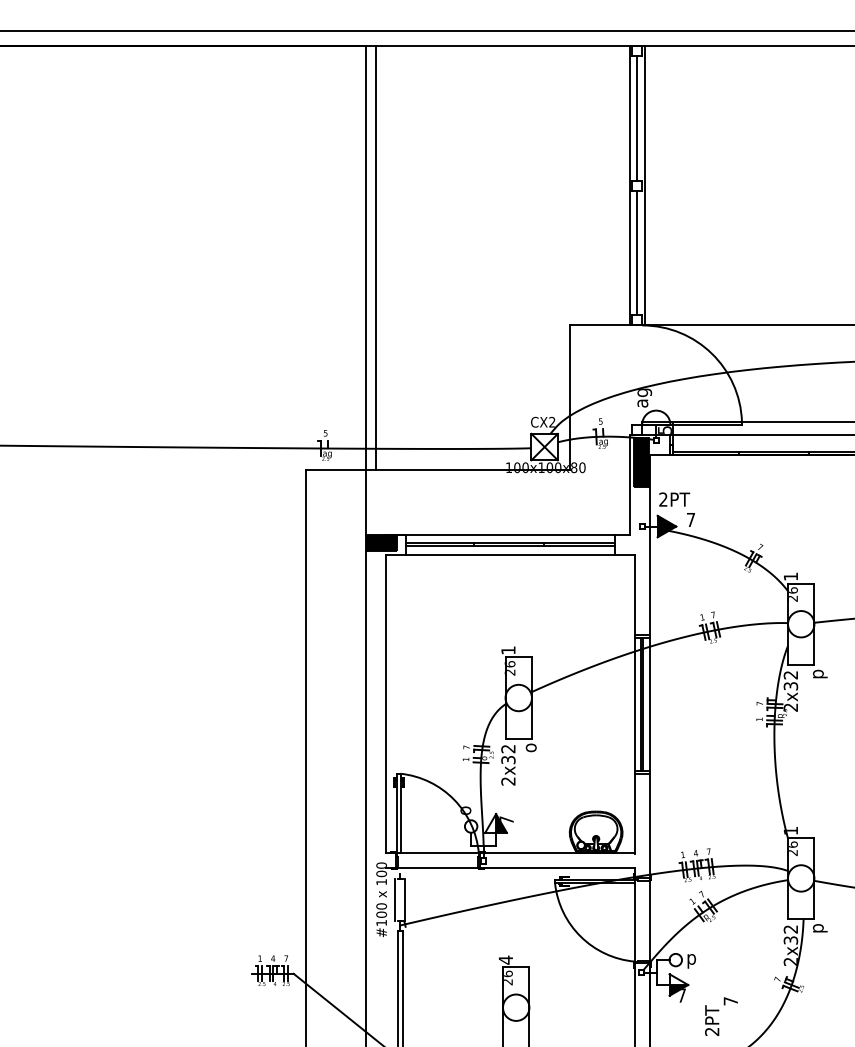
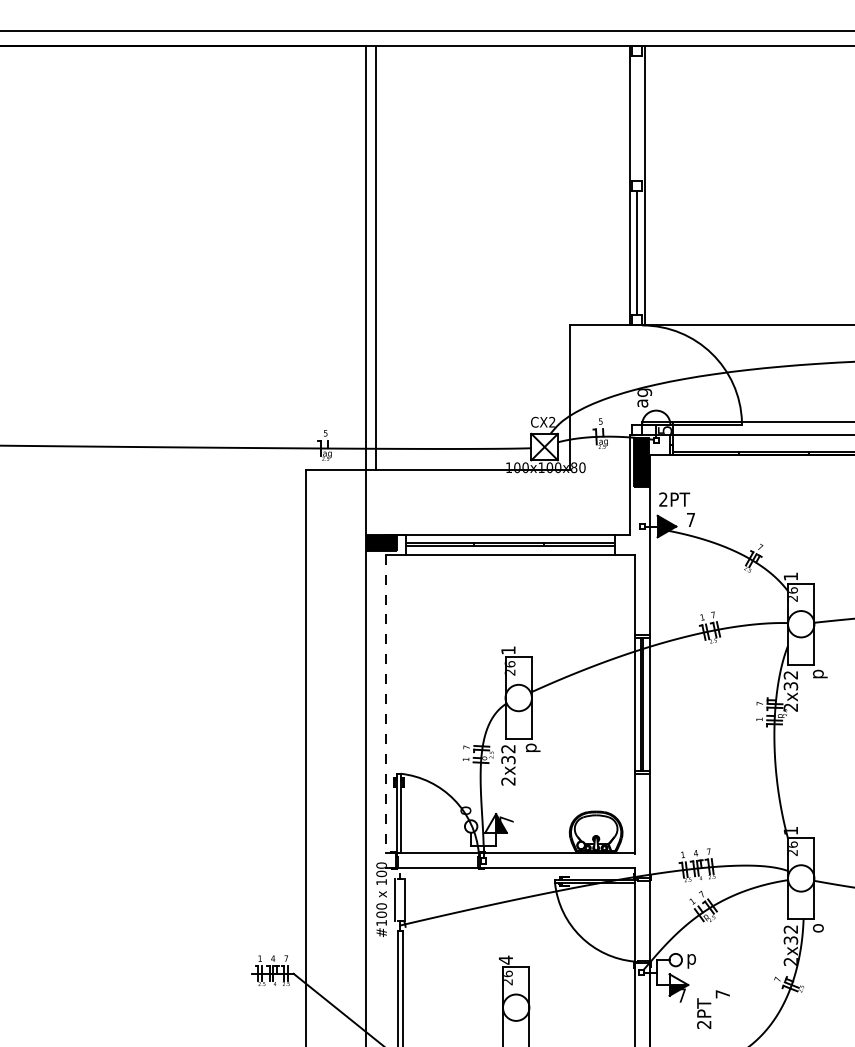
line: present -> none (637, 118)
line: solid -> dashed (385, 704)
text: o -> p (532, 749)
text: p -> o (820, 929)
text position: (721, 1016) -> (713, 1009) (713, 1009)
